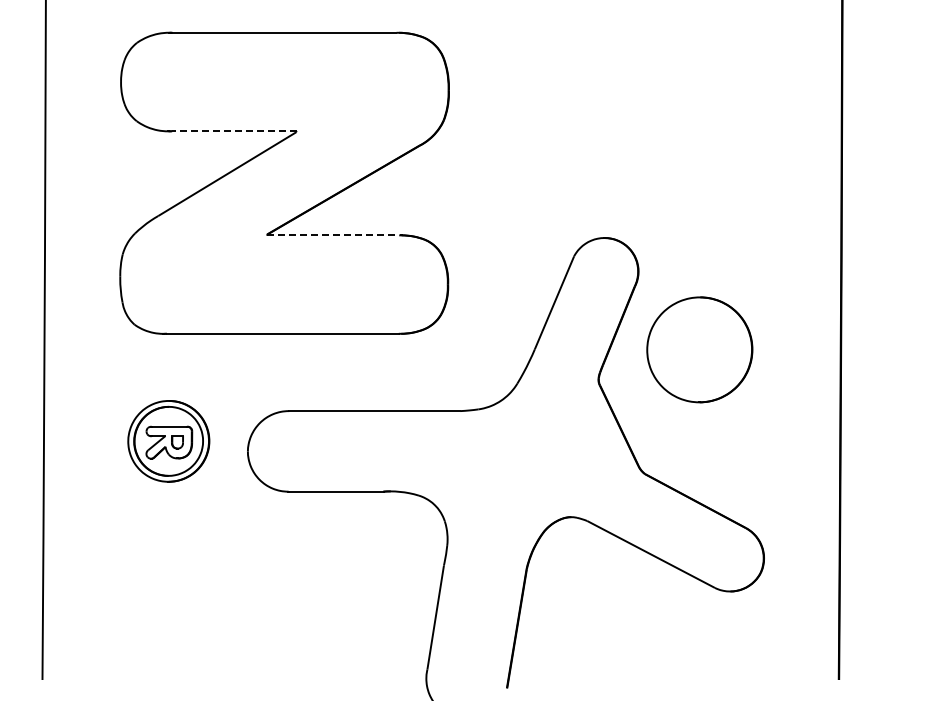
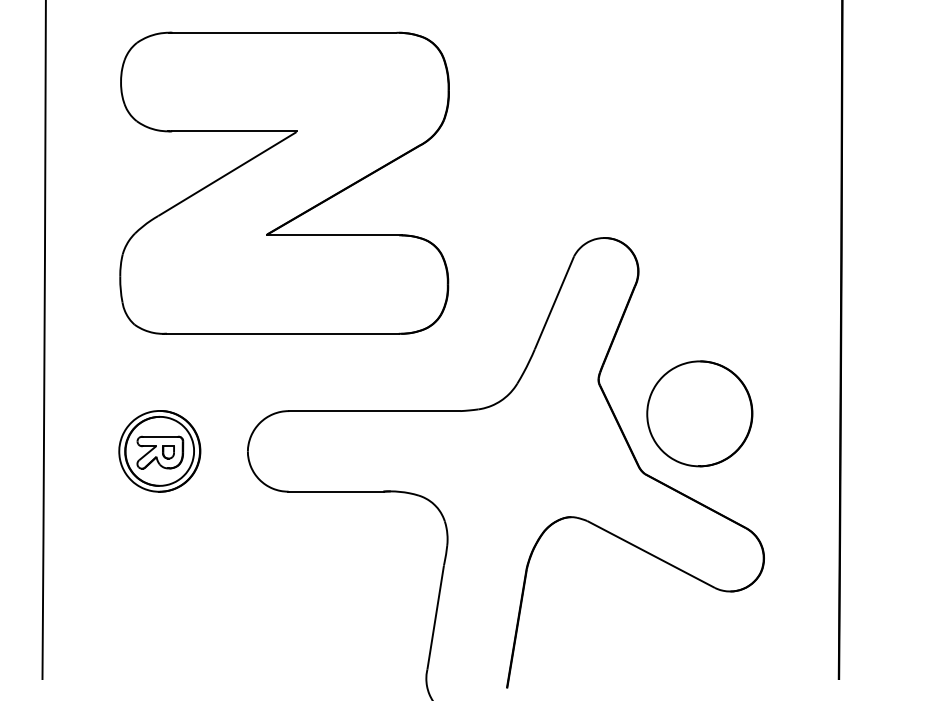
line: dashed -> solid (233, 131)
line: dashed -> solid (333, 235)
part position: (699, 349) -> (699, 413) (699, 413)
part position: (168, 441) -> (159, 451) (159, 451)
